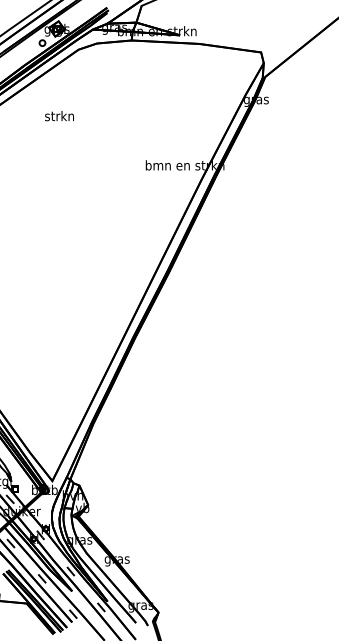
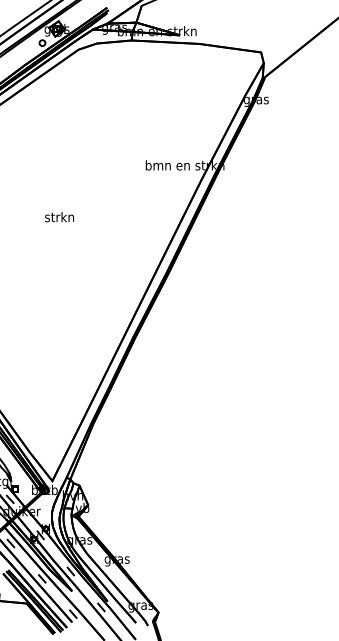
text position: (59, 116) -> (59, 217) (59, 217)
